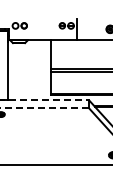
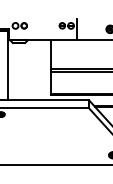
line: dashed -> solid (45, 100)
line: dashed -> solid (44, 108)
